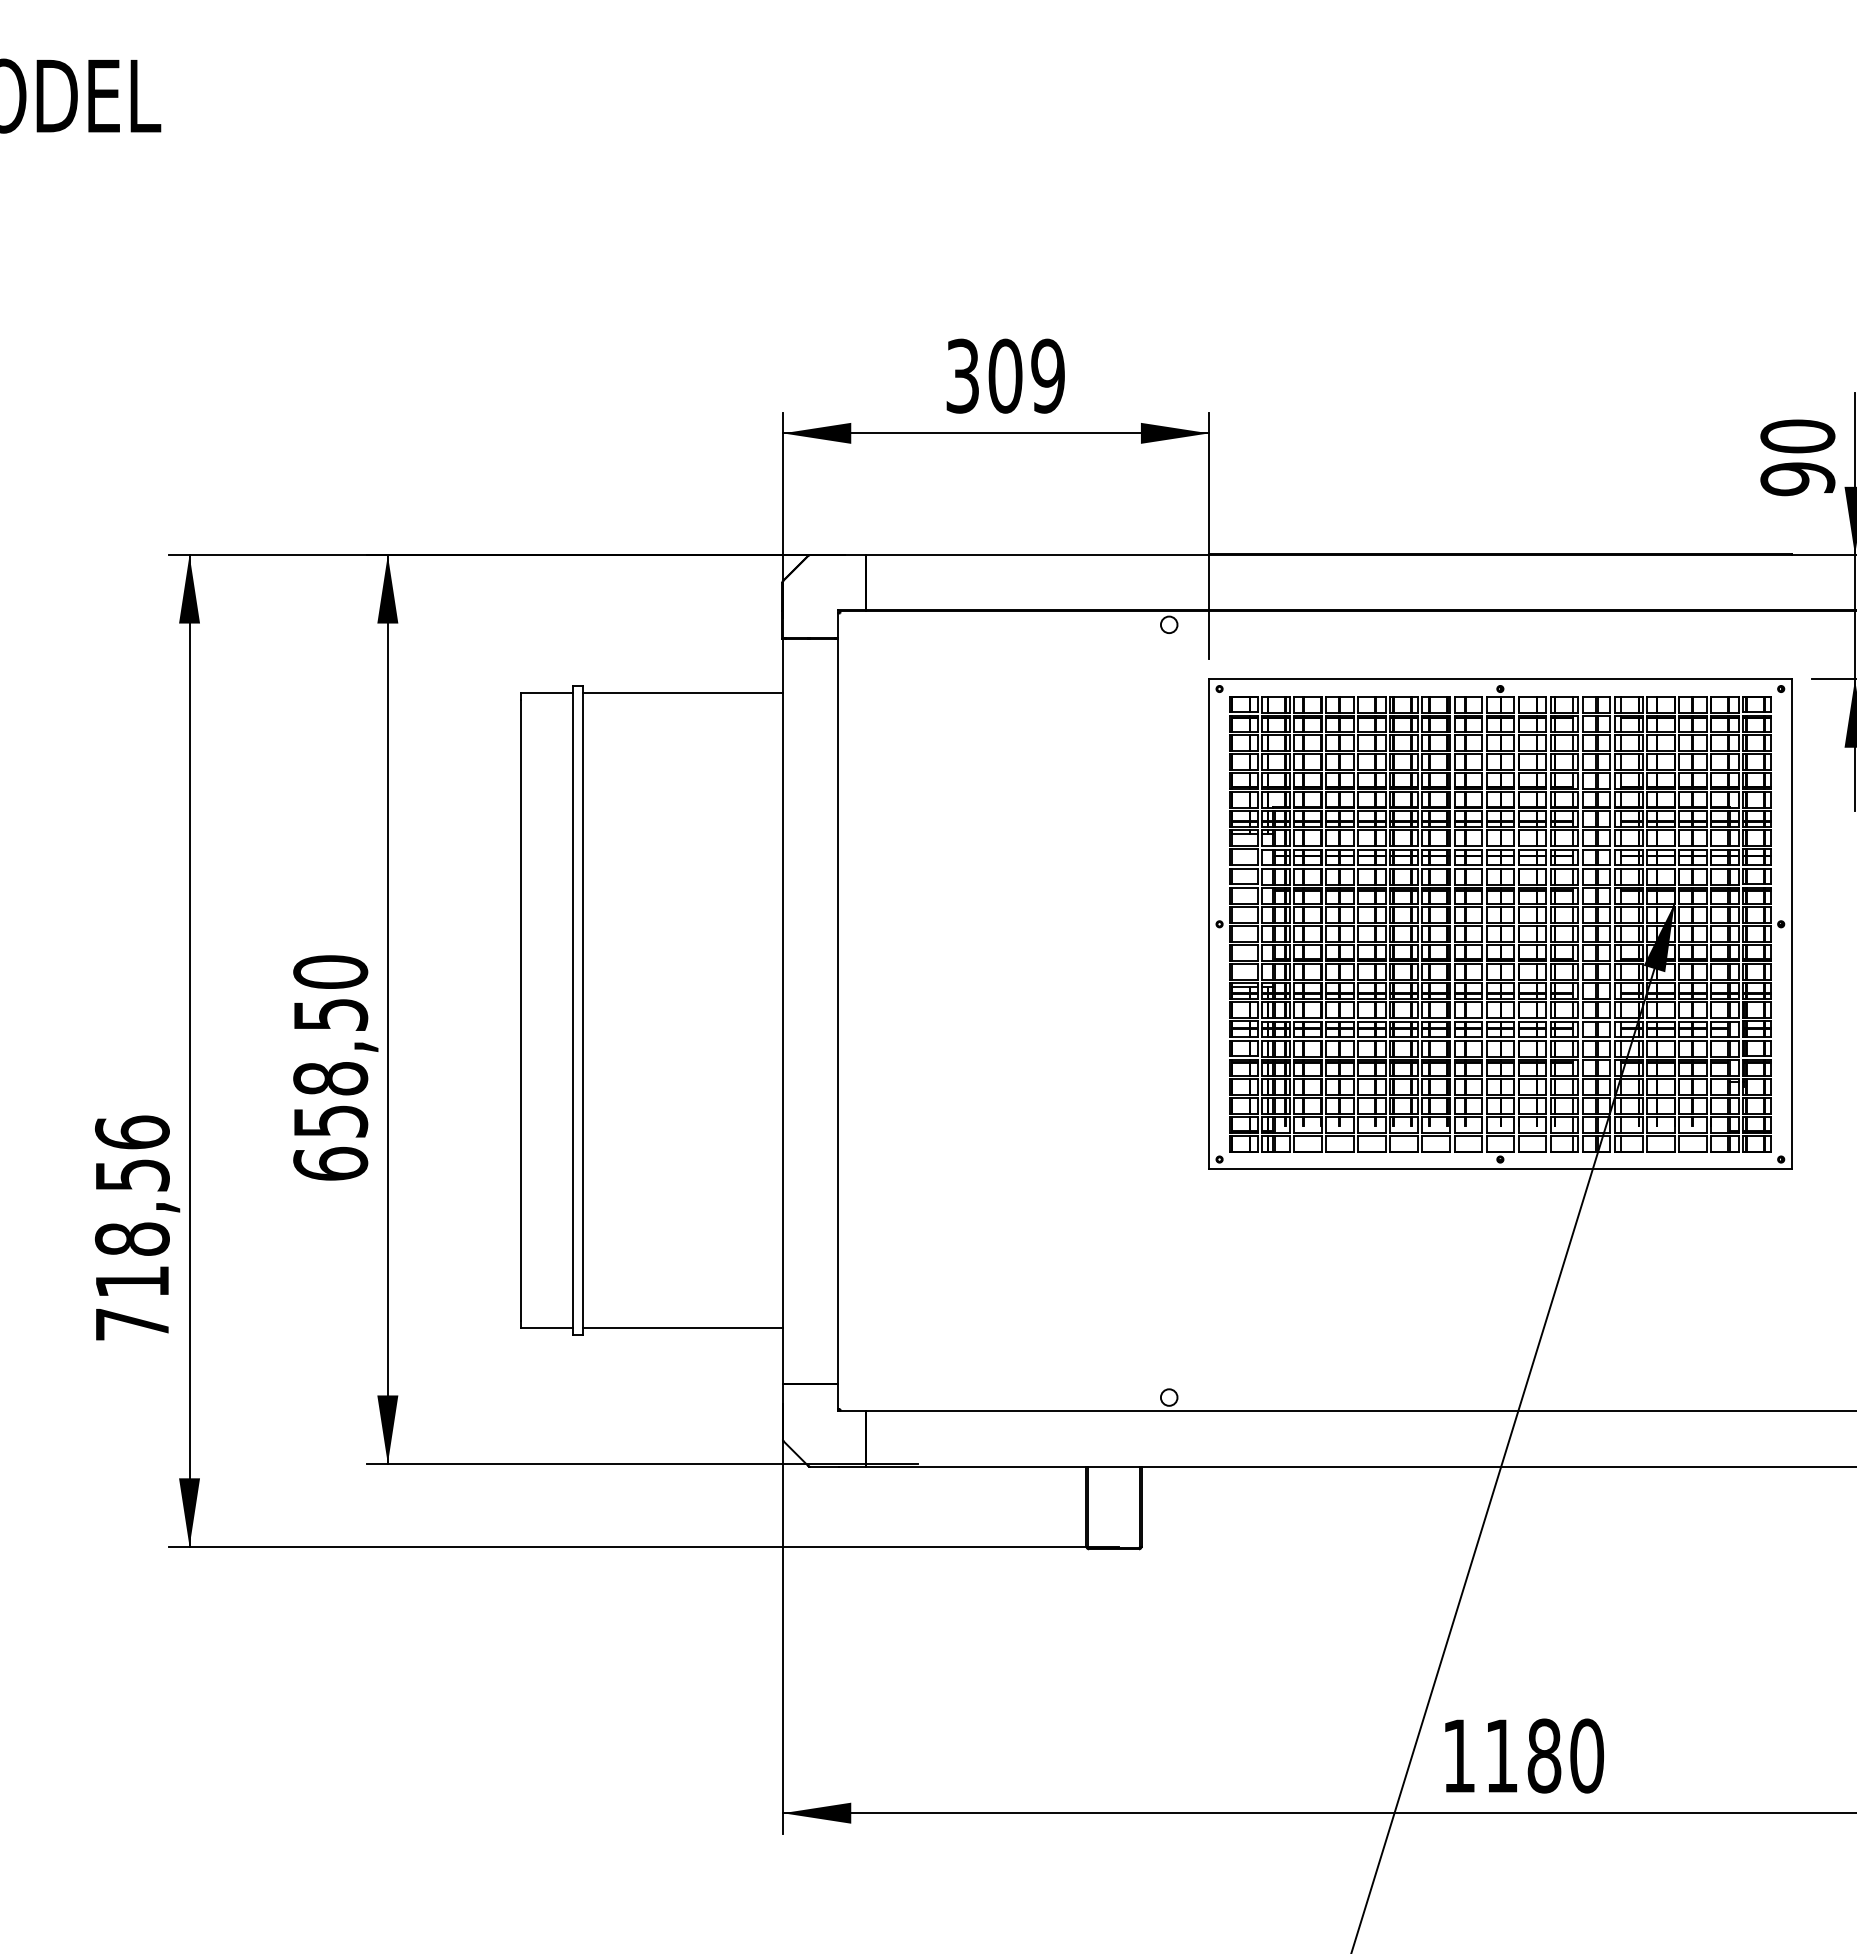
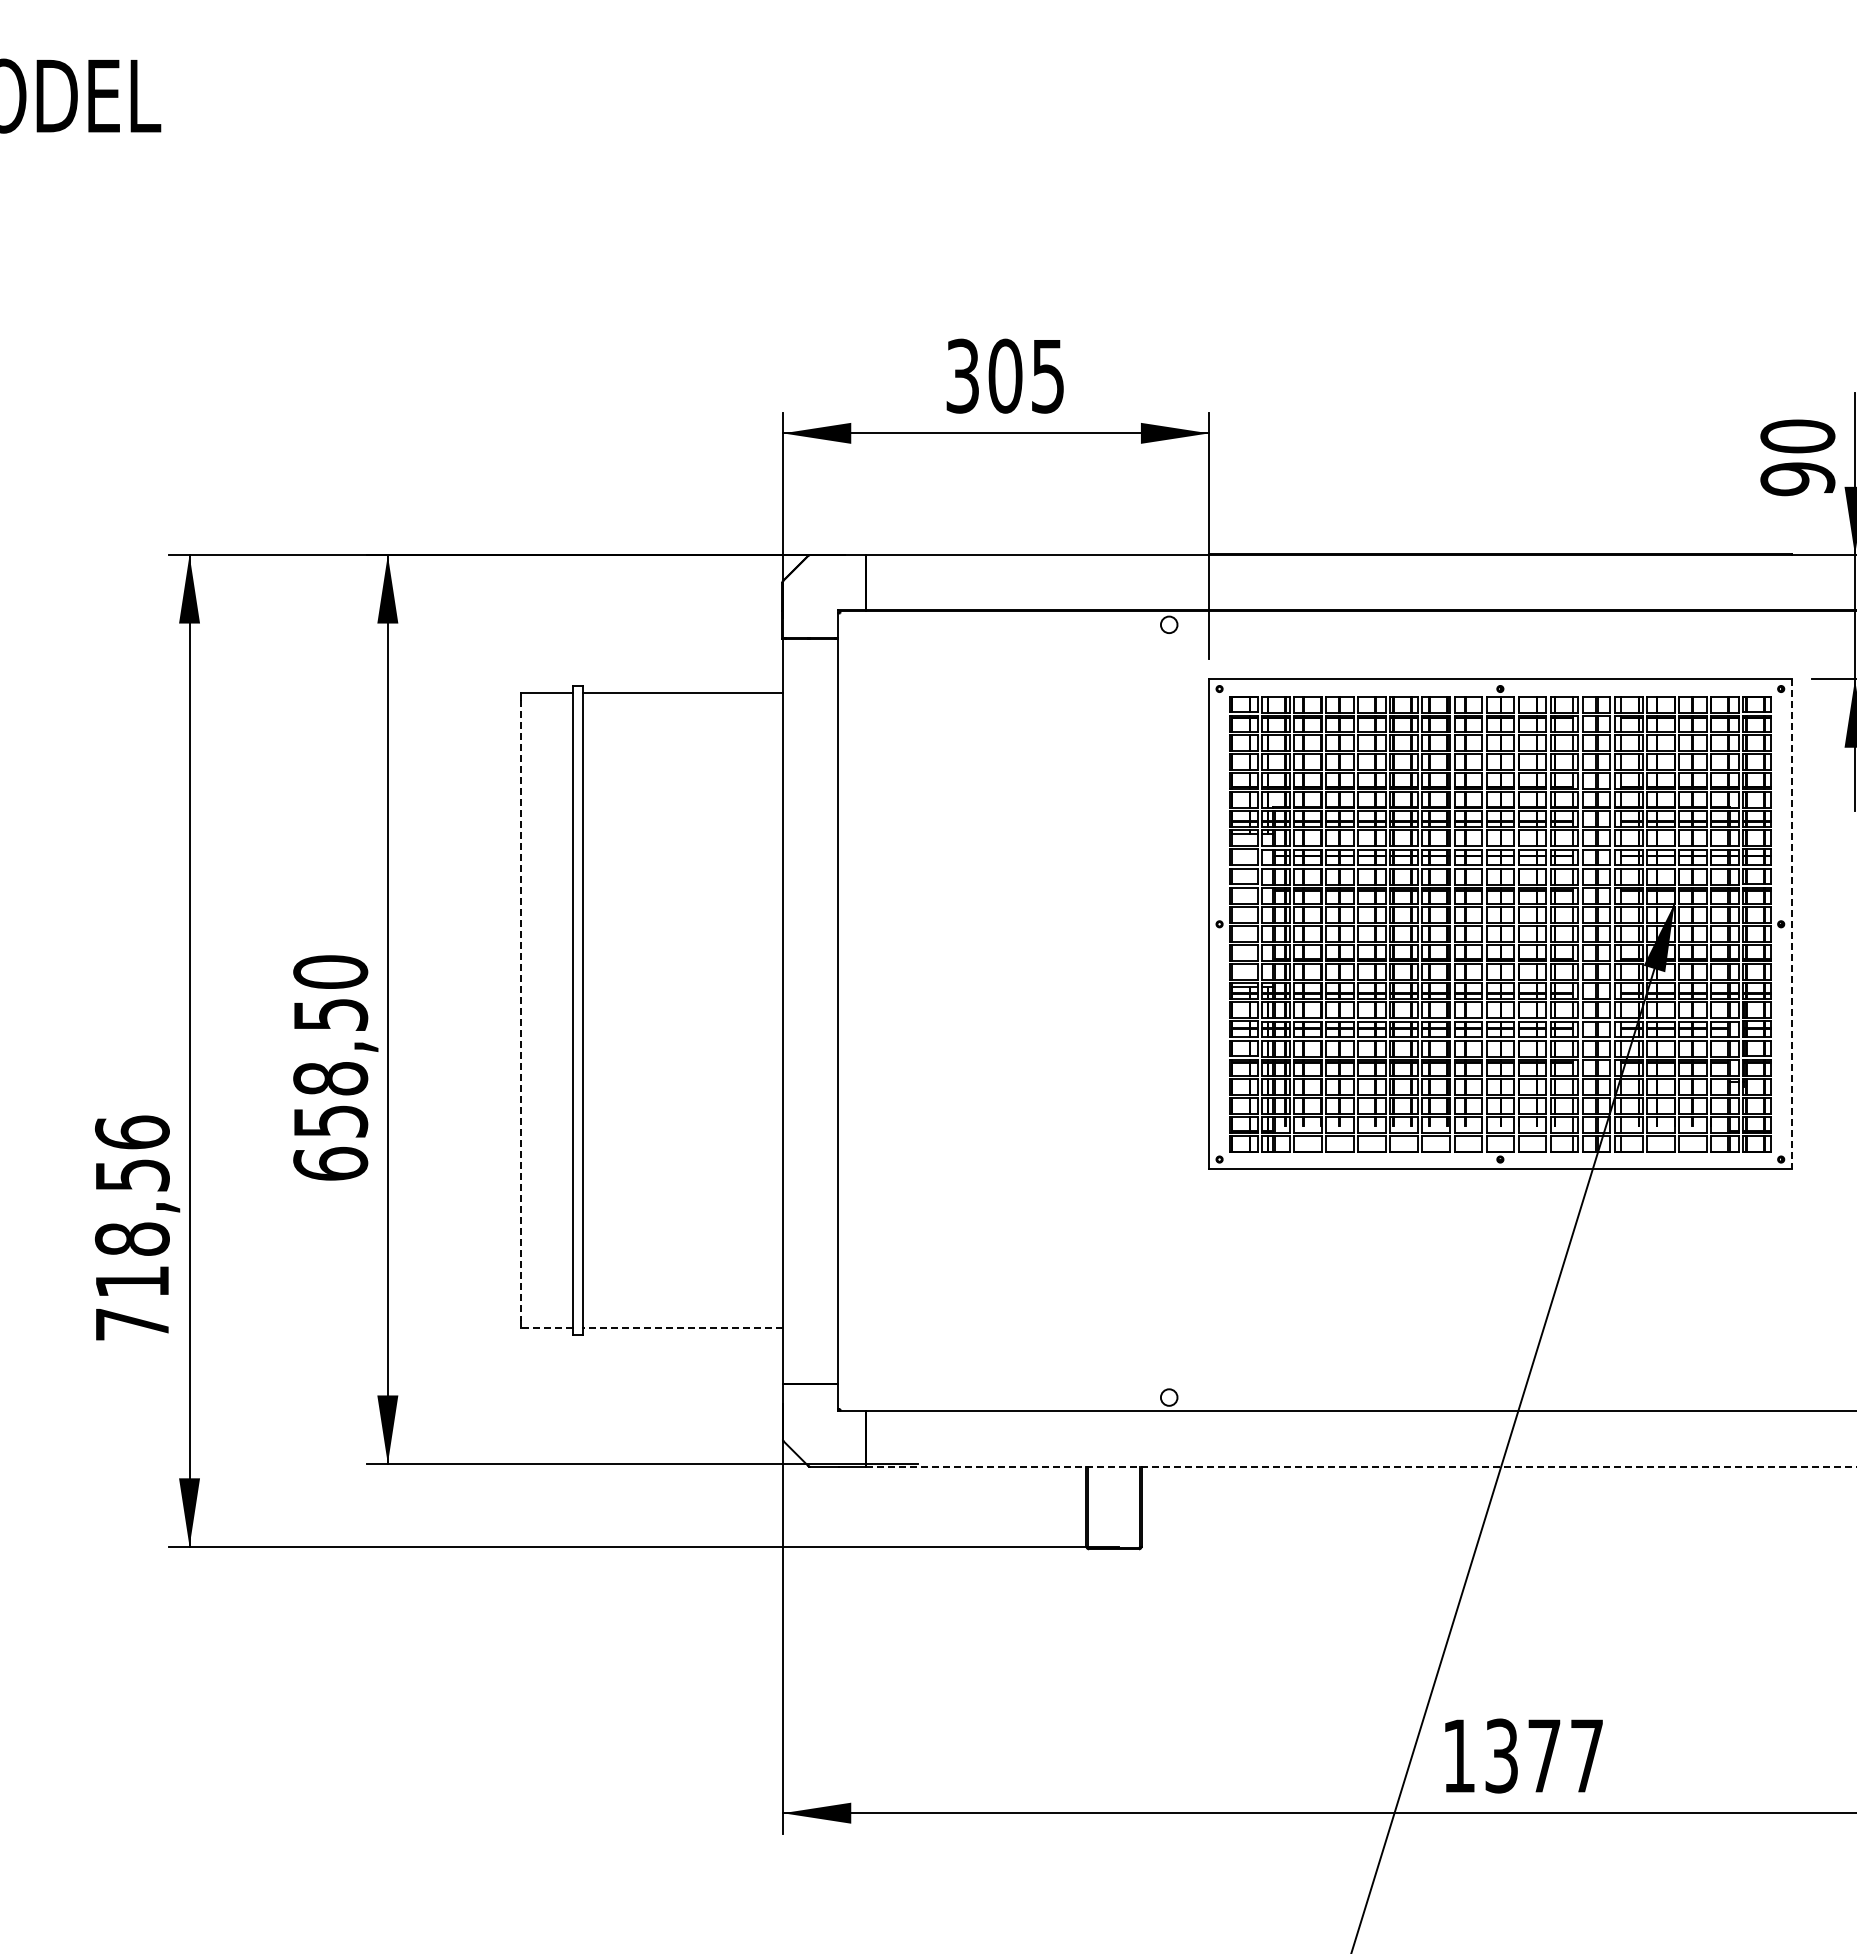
text: 309 -> 305 (1047, 375)
line: solid -> dashed (1791, 924)
line: solid -> dashed (520, 1011)
line: solid -> dashed (546, 1327)
line: solid -> dashed (682, 1327)
line: solid -> dashed (1361, 1466)
text: 1180 -> 1377 (1544, 1755)
